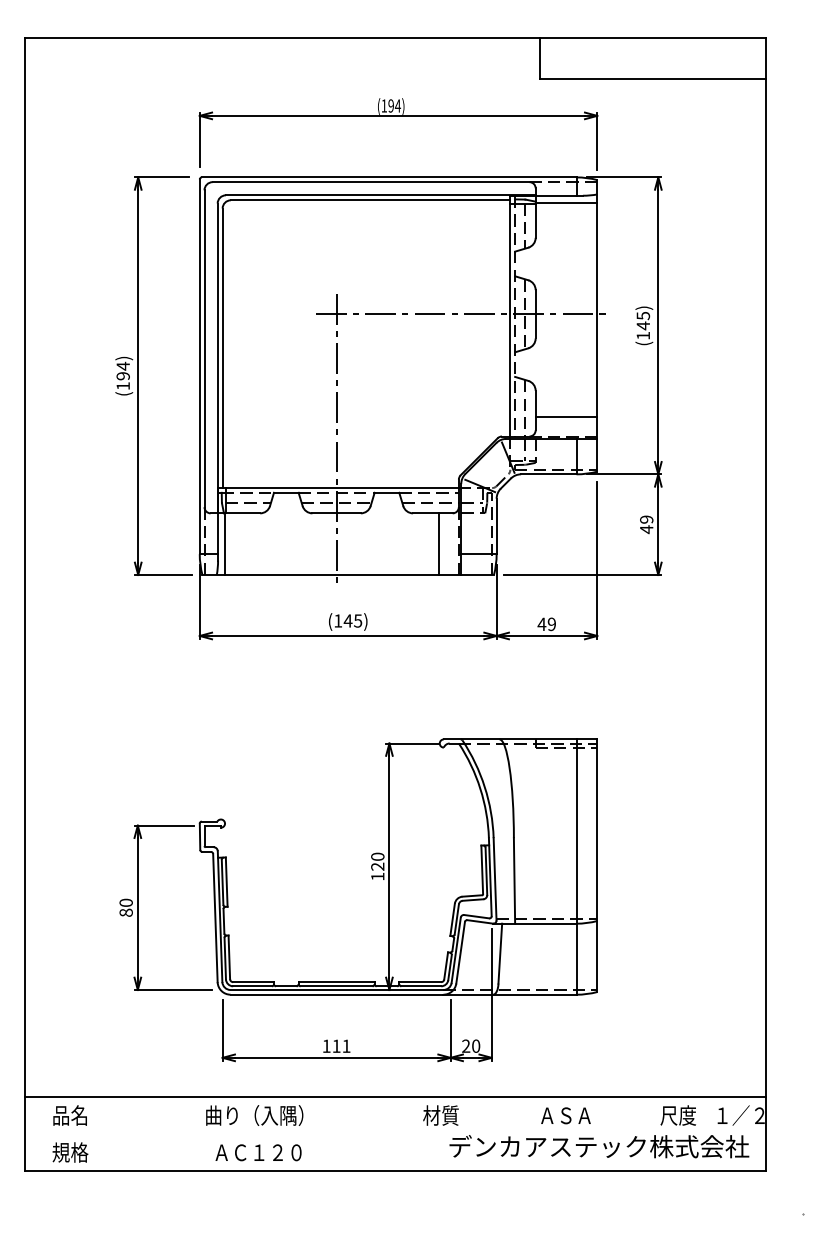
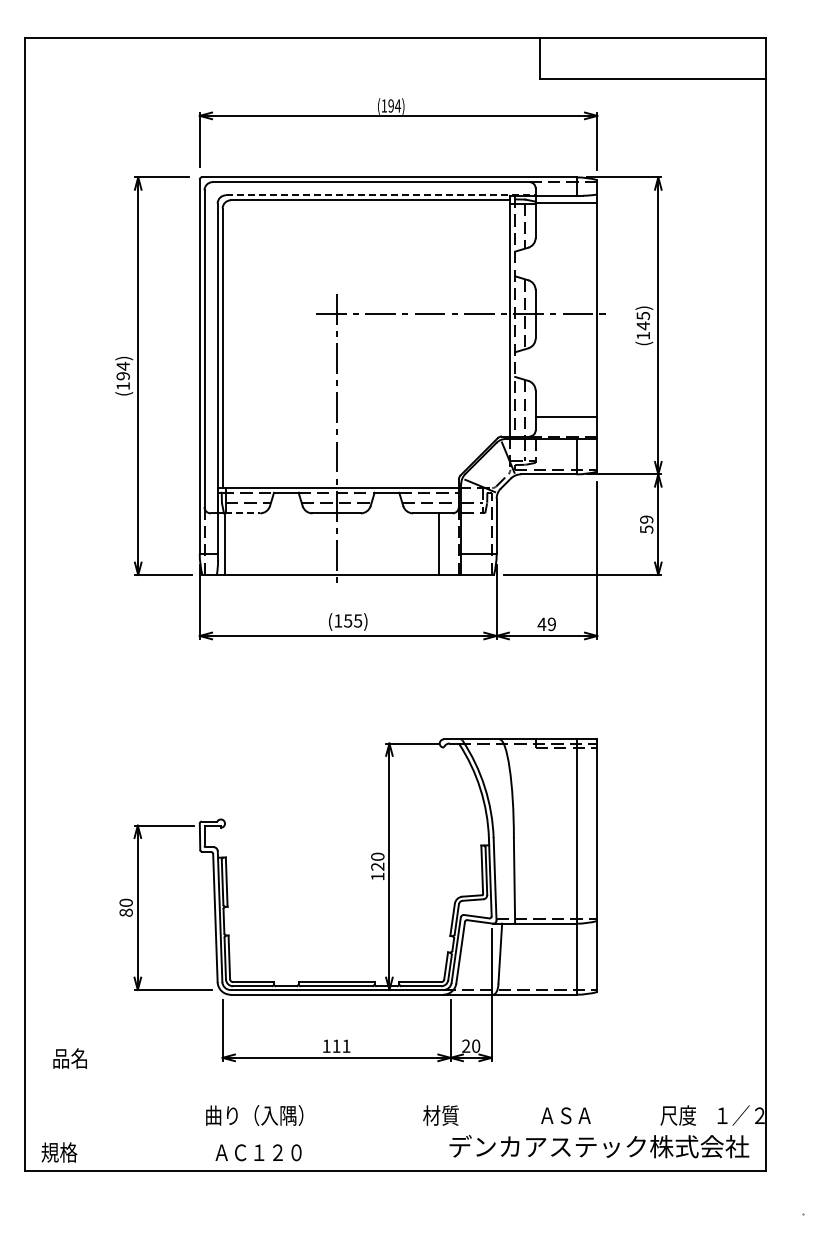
line: solid -> dashed (380, 195)
line: solid -> dashed (242, 513)
text: 49 -> 59 (646, 529)
text: (145) -> (155) (347, 620)
line: present -> none (395, 1097)
text position: (69, 1115) -> (69, 1058) (69, 1058)
text position: (70, 1152) -> (59, 1152) (59, 1152)
